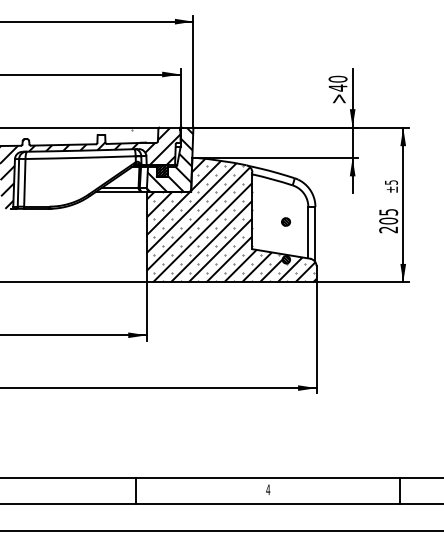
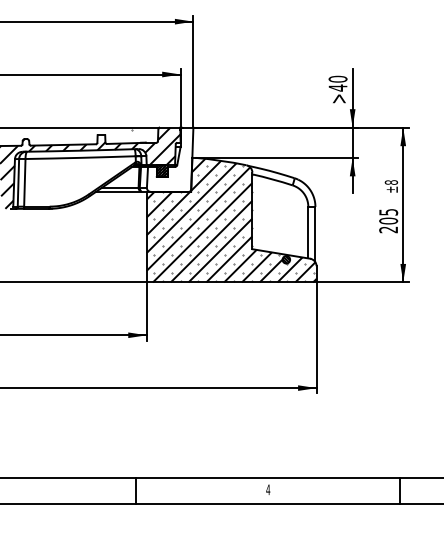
hatch: present -> none (169, 159)
text: ±5 -> ±8 (390, 182)
part: present -> none (285, 221)
line: present -> none (221, 530)
